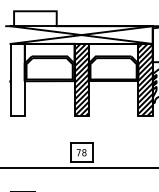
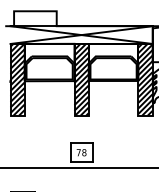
hatch: none -> present (17, 79)
